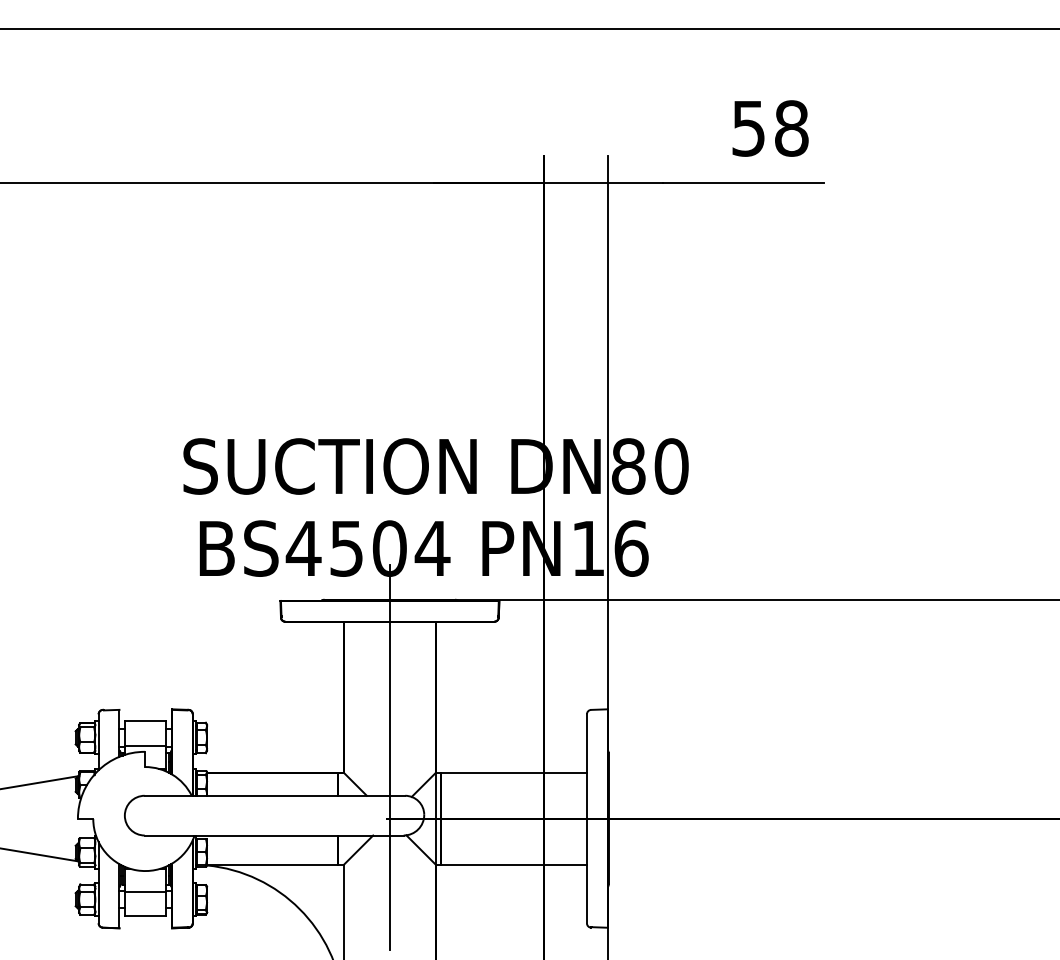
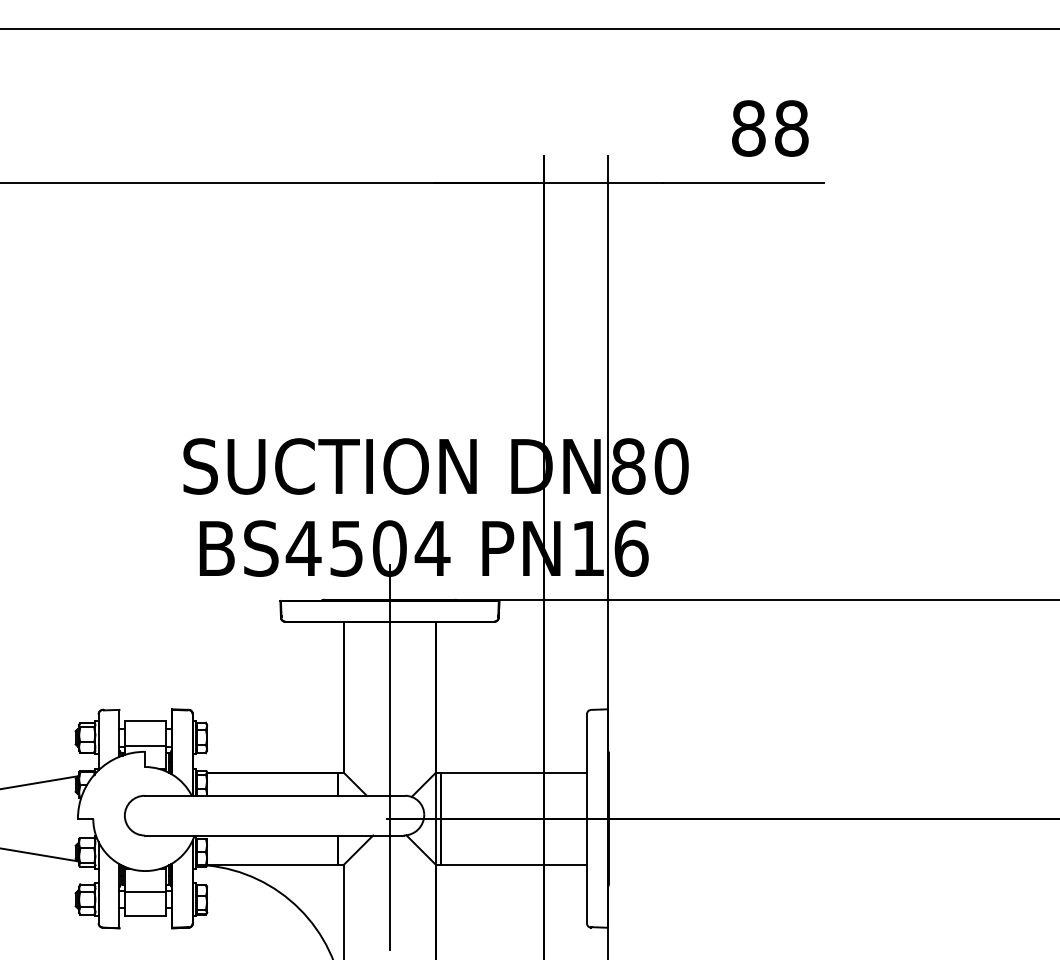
text: 58 -> 88 (748, 128)
